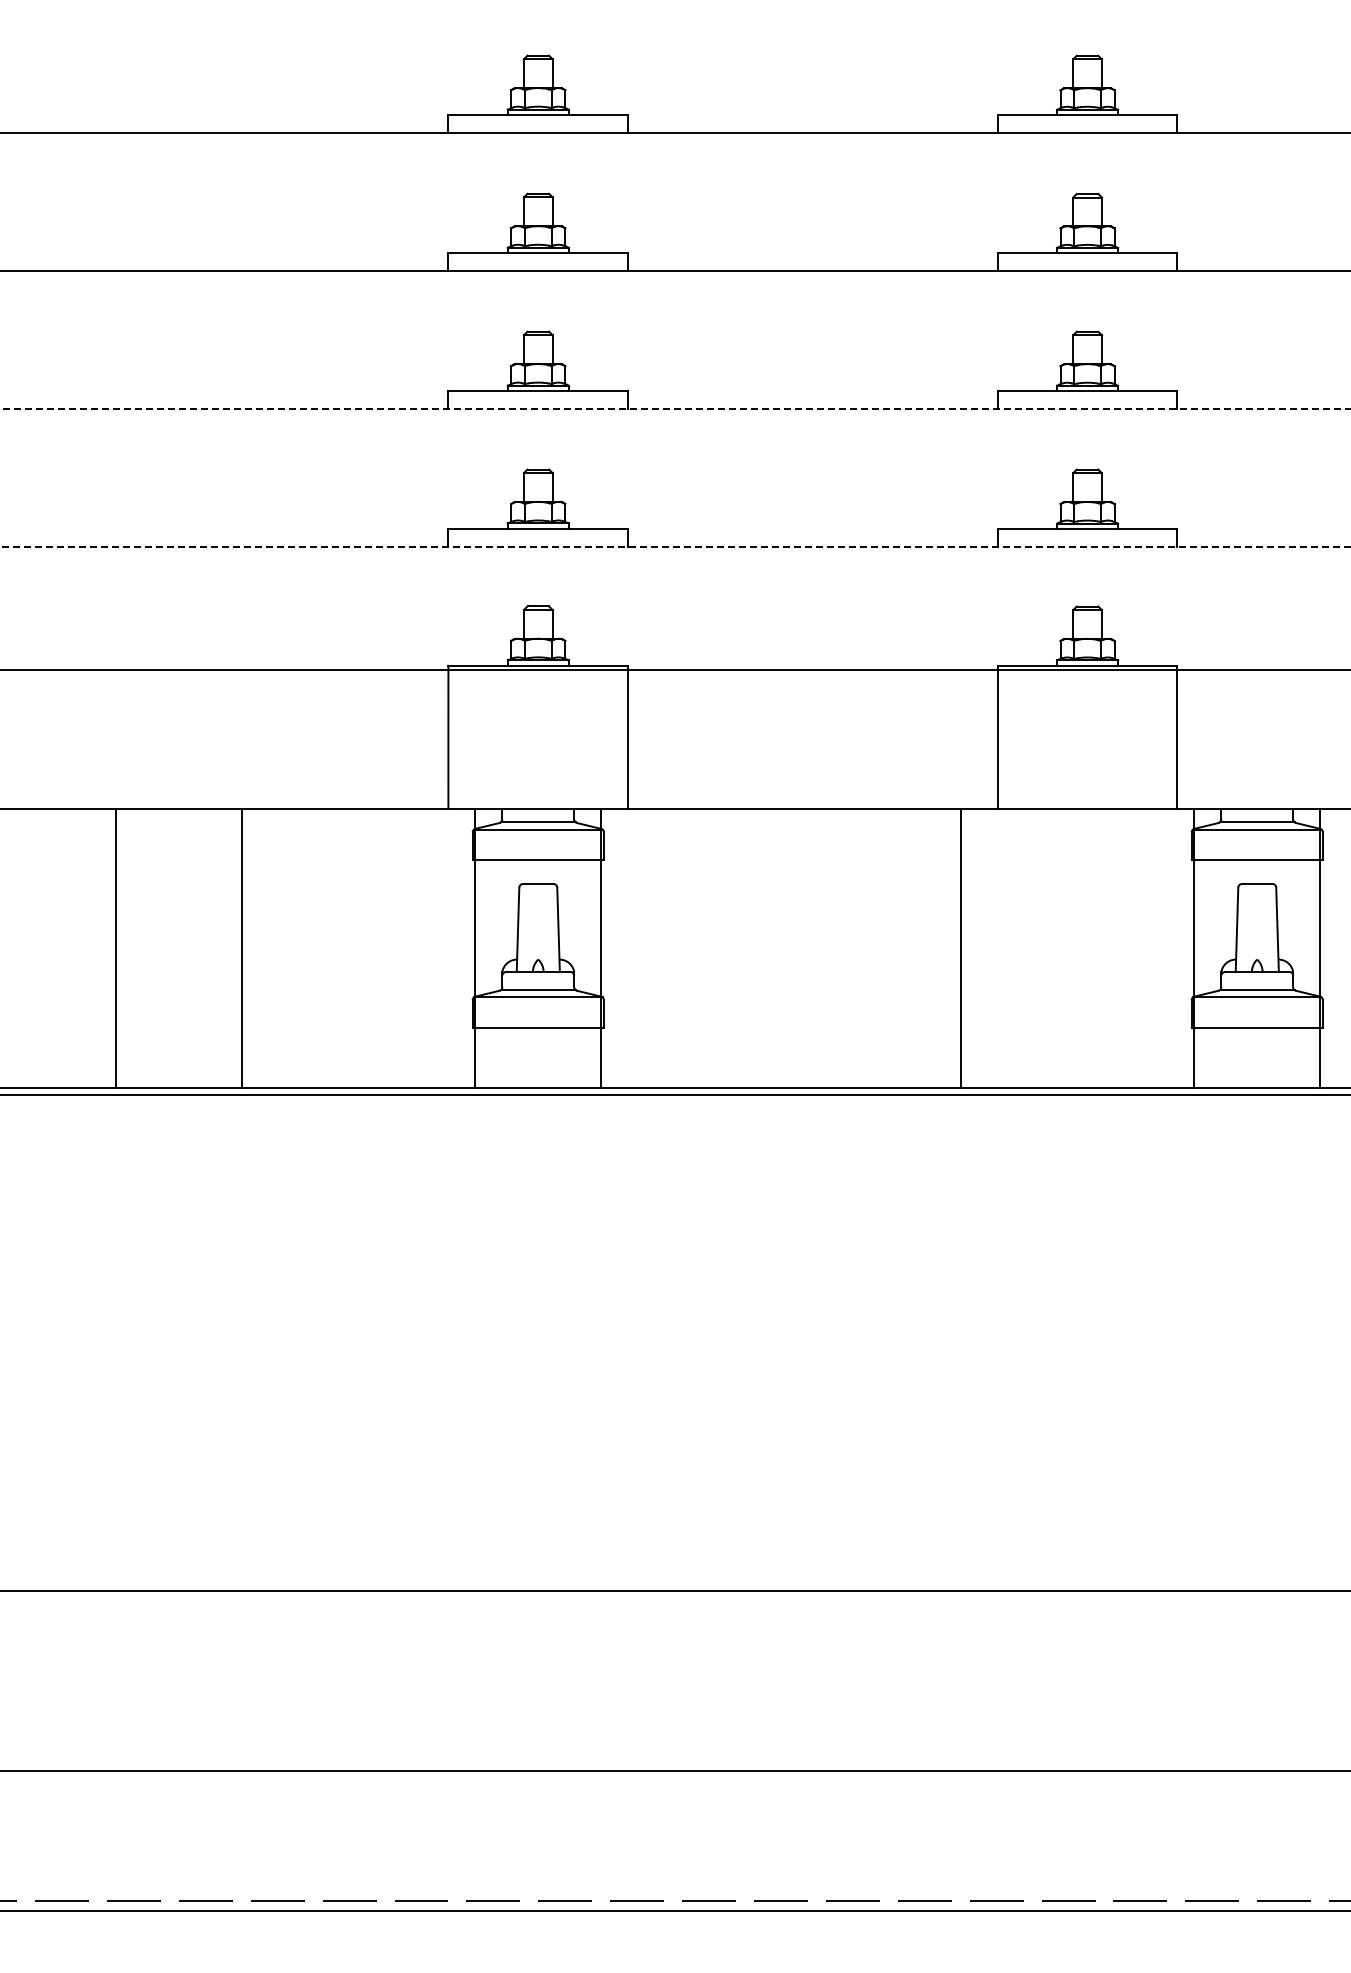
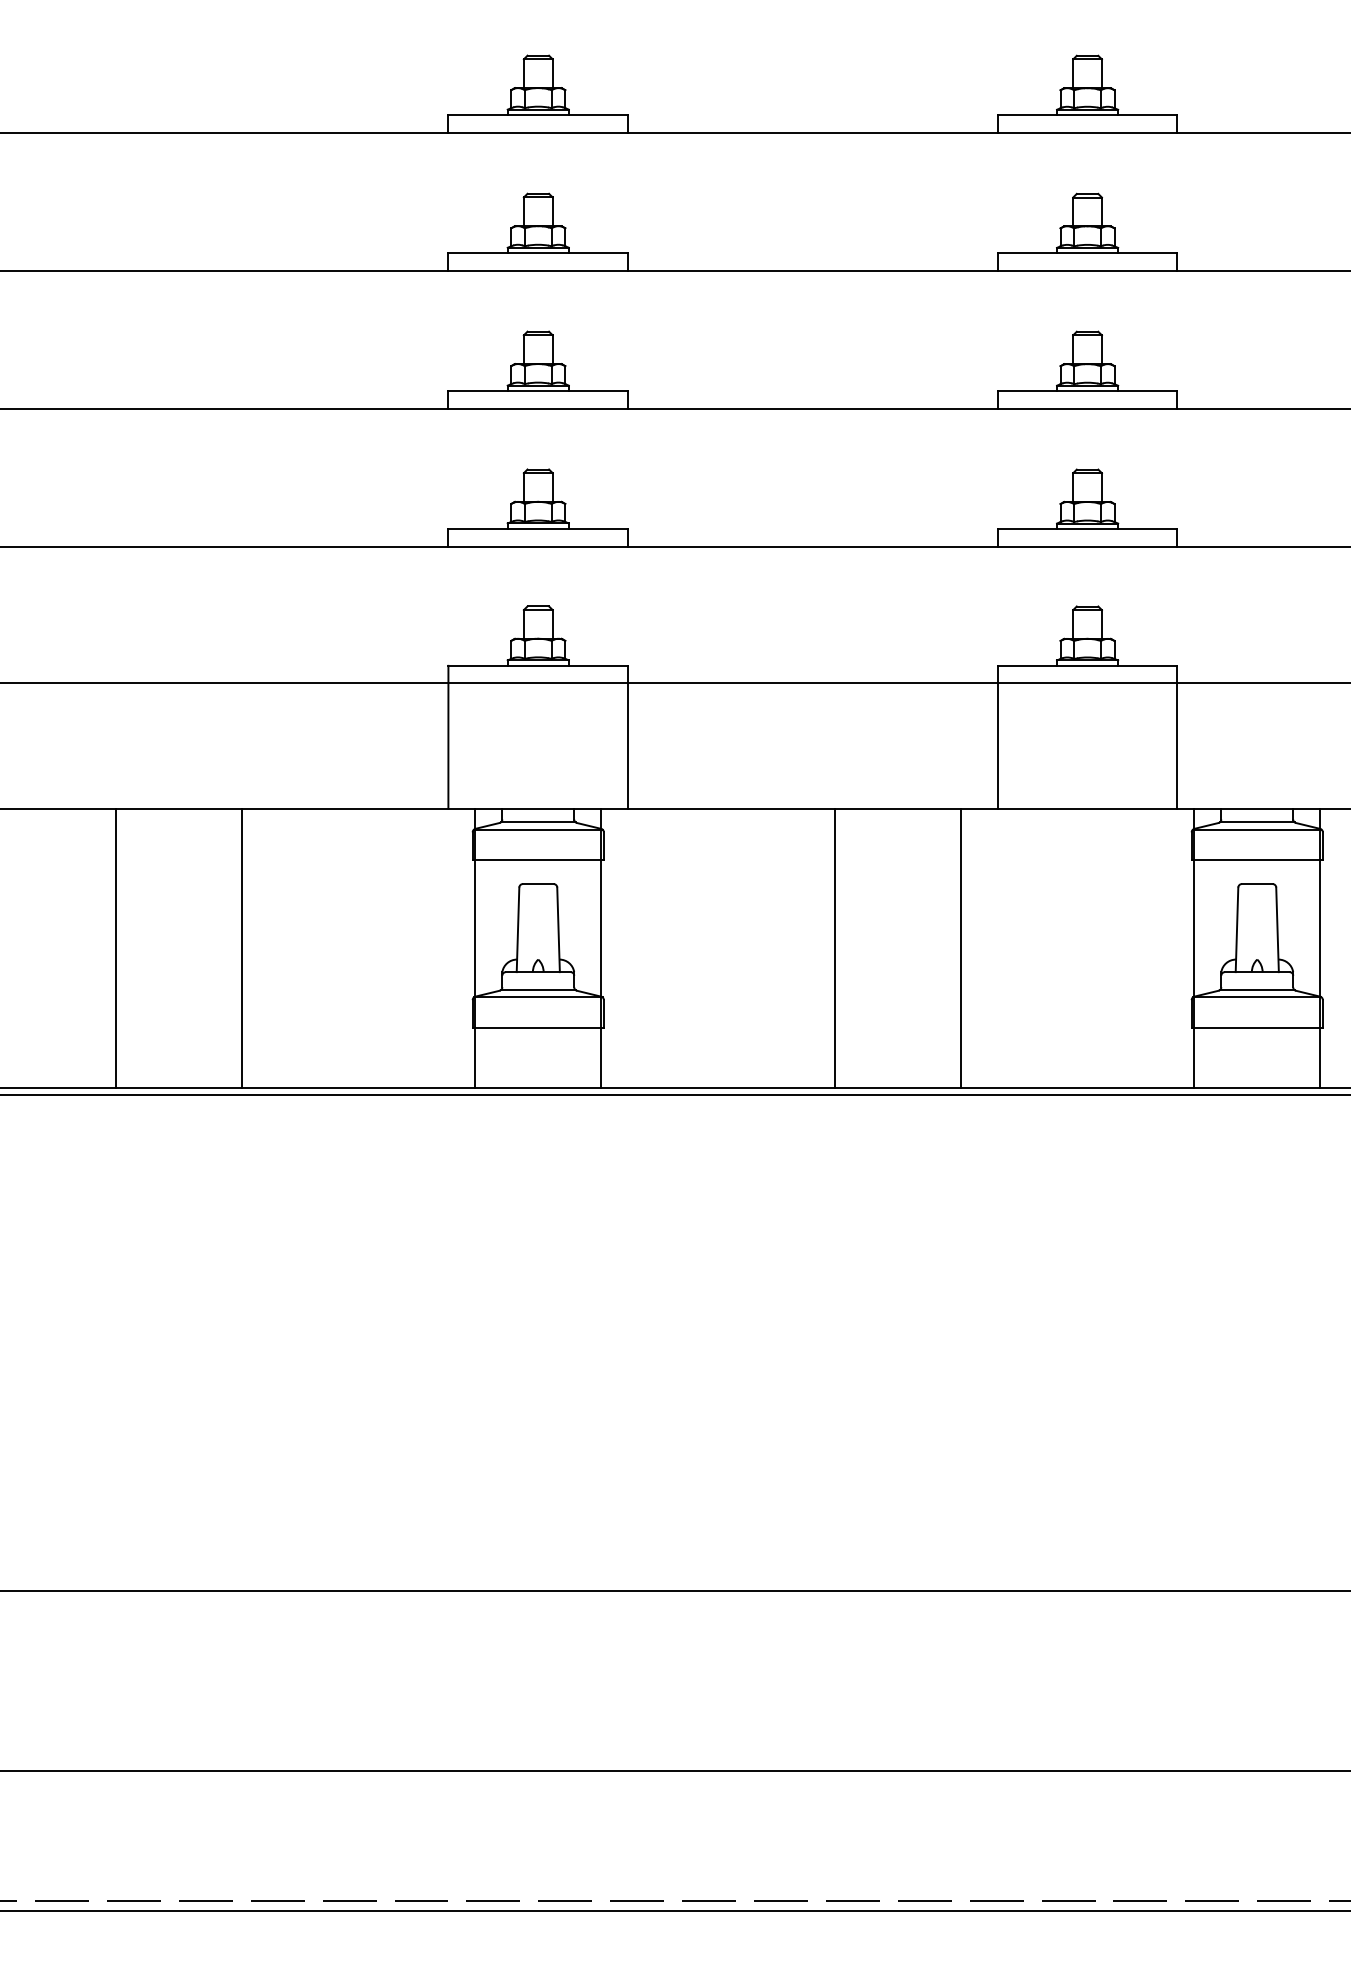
line: dashed -> solid (675, 409)
line: dashed -> solid (675, 547)
line position: (674, 669) -> (674, 682) (674, 682)
line: none -> present (834, 948)
